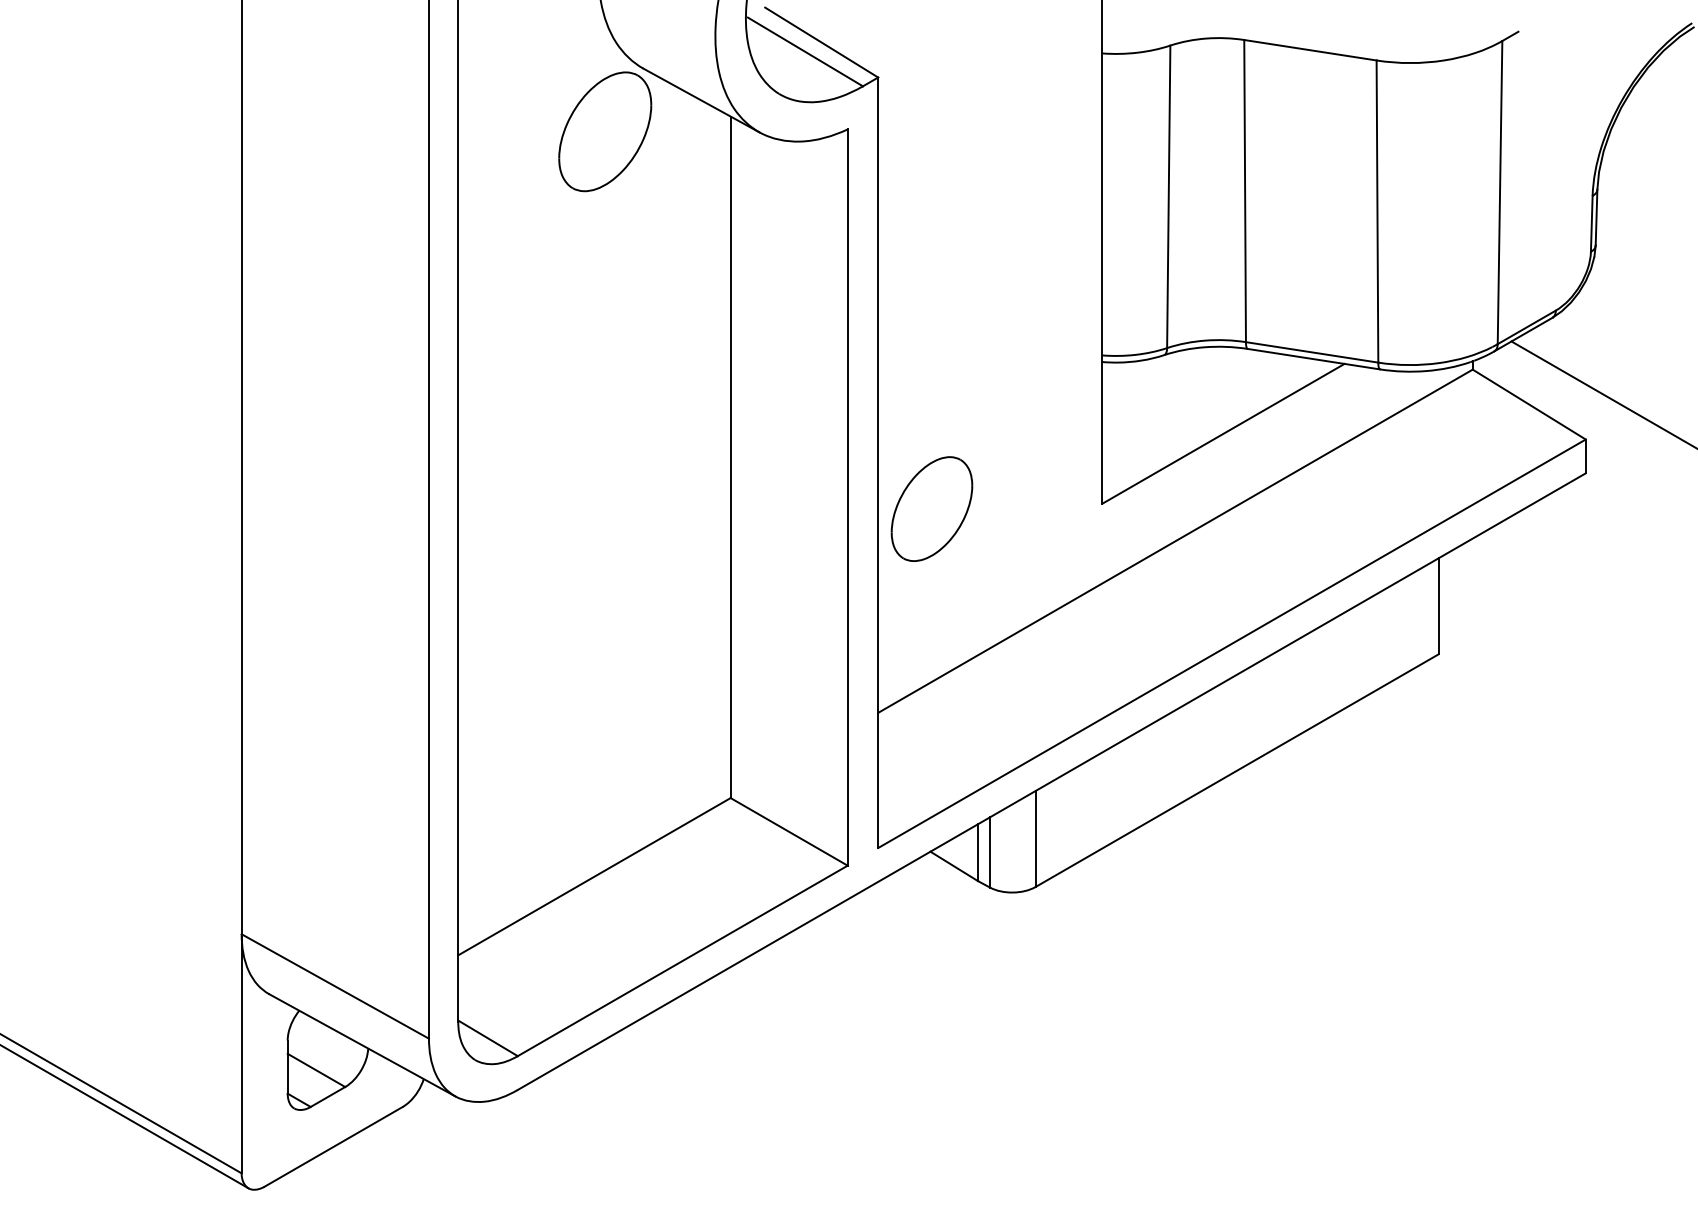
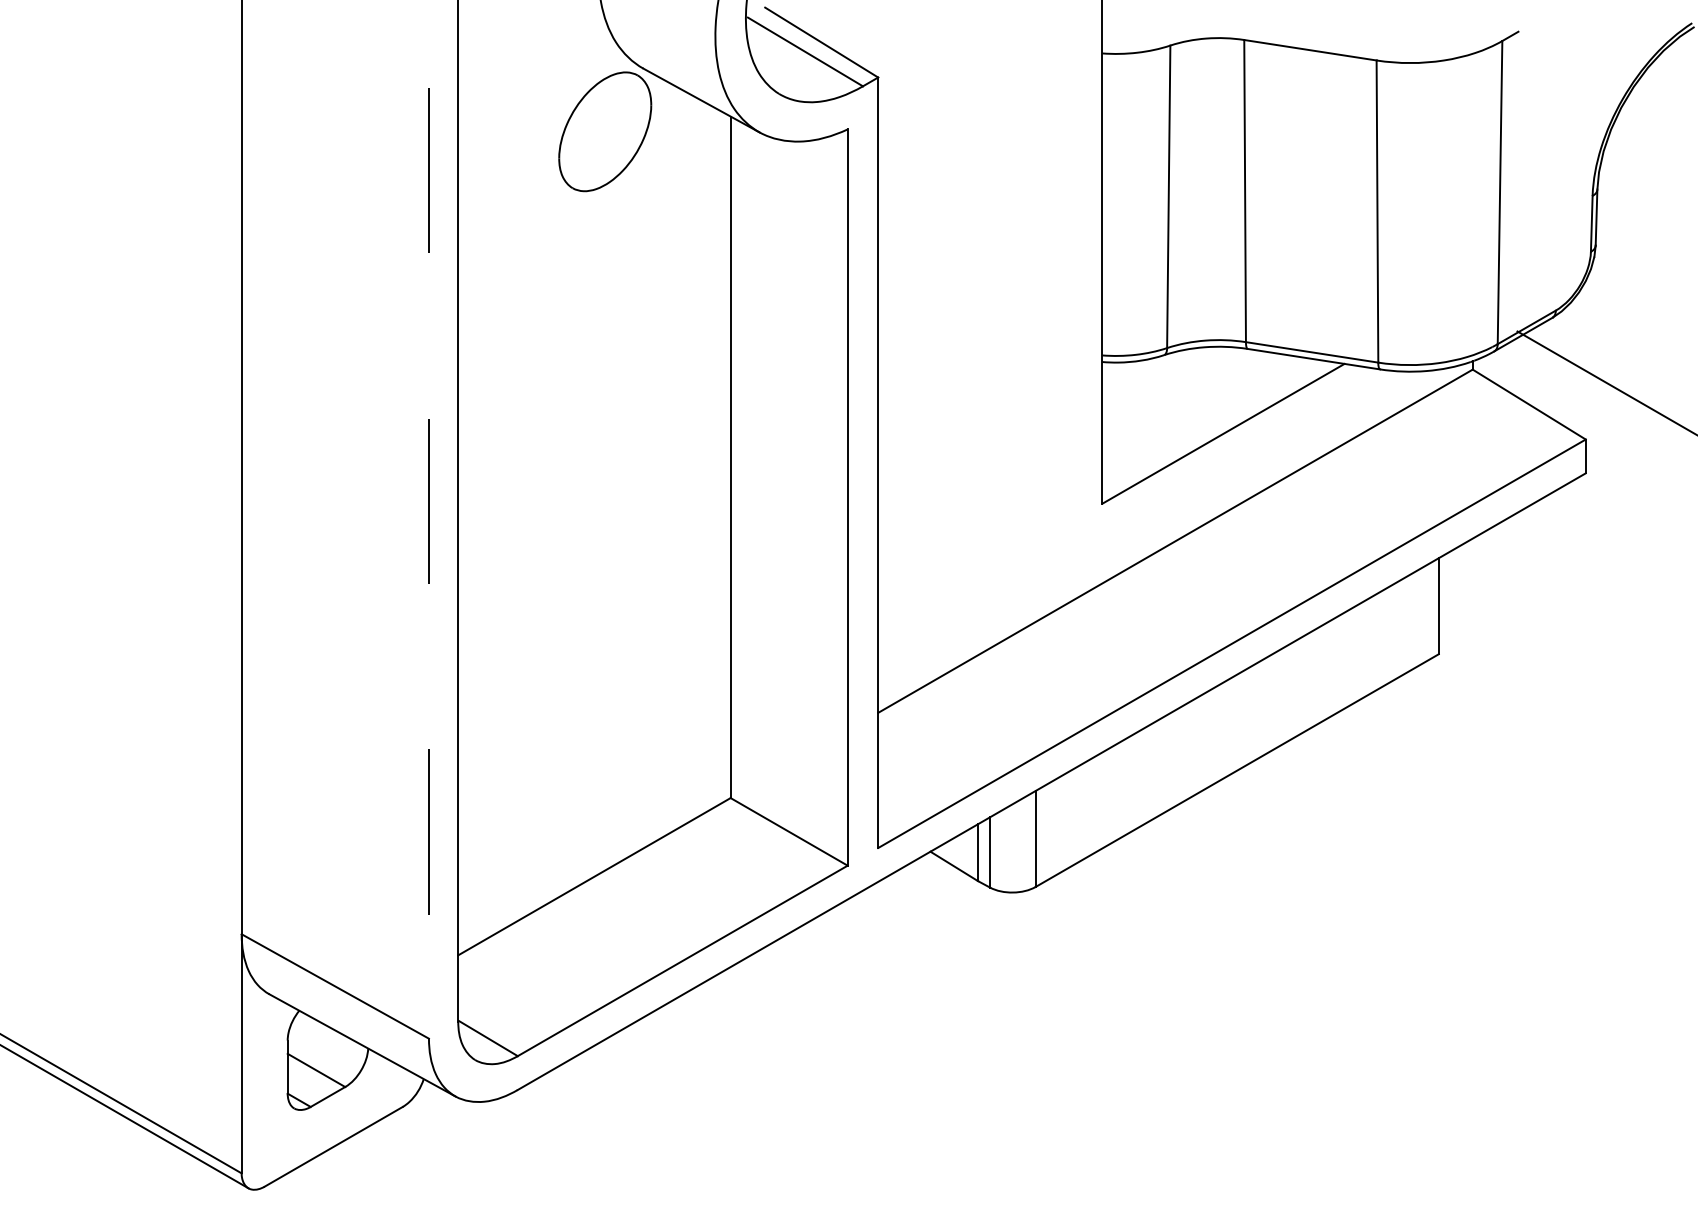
line position: (1602, 394) -> (1605, 382) (1605, 382)
part: present -> none (931, 508)
line: solid -> dashed (428, 519)
